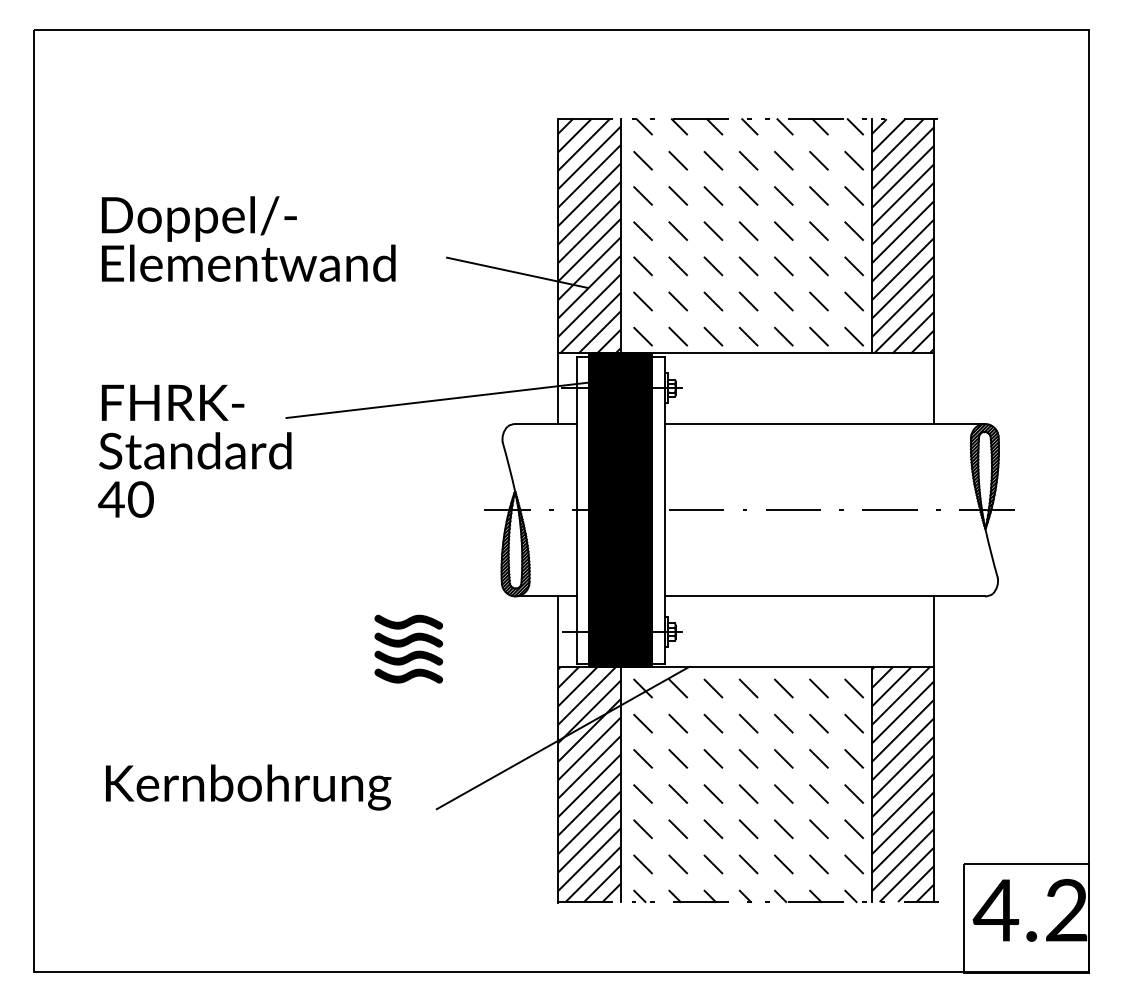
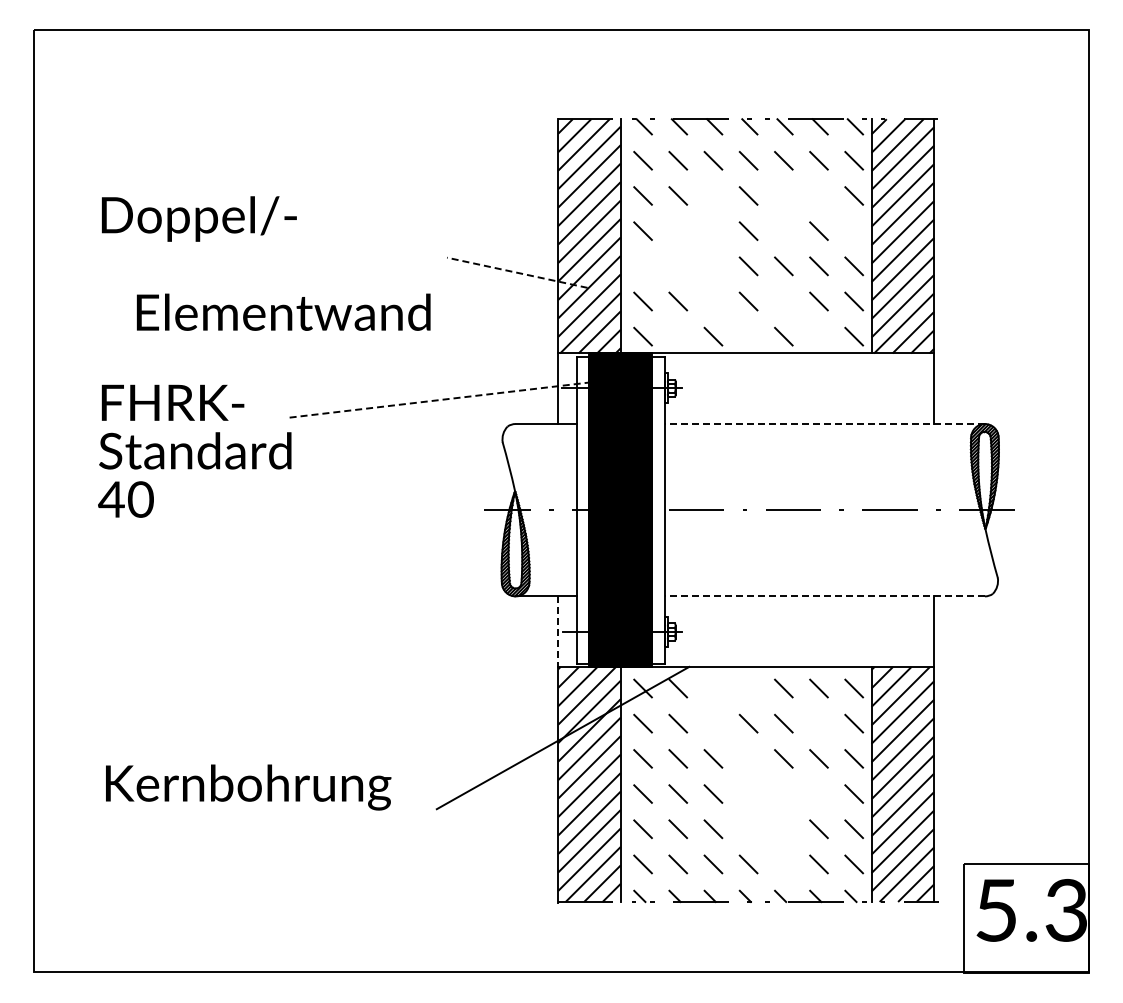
line: present -> none (713, 195)
line: present -> none (783, 195)
line: present -> none (818, 195)
line: present -> none (677, 230)
line: present -> none (713, 230)
line: present -> none (783, 230)
line: present -> none (854, 230)
text position: (248, 262) -> (283, 311) (283, 311)
line: present -> none (642, 266)
line: present -> none (678, 266)
line: present -> none (713, 266)
line: solid -> dashed (517, 272)
line: present -> none (713, 301)
line: present -> none (783, 301)
line: present -> none (678, 336)
line: present -> none (748, 336)
line: present -> none (818, 336)
line: solid -> dashed (454, 398)
line: solid -> dashed (824, 424)
line: solid -> dashed (824, 596)
fill: present -> none (408, 621)
line: solid -> dashed (558, 632)
fill: present -> none (408, 639)
fill: present -> none (408, 657)
fill: present -> none (408, 675)
line: present -> none (713, 688)
line: present -> none (748, 688)
line: present -> none (713, 723)
line: present -> none (818, 723)
line: present -> none (748, 758)
line: present -> none (748, 793)
line: present -> none (783, 793)
line: present -> none (818, 793)
line: present -> none (748, 829)
line: present -> none (783, 829)
line: present -> none (783, 864)
text: 4.2 -> 5.3 (1029, 910)
